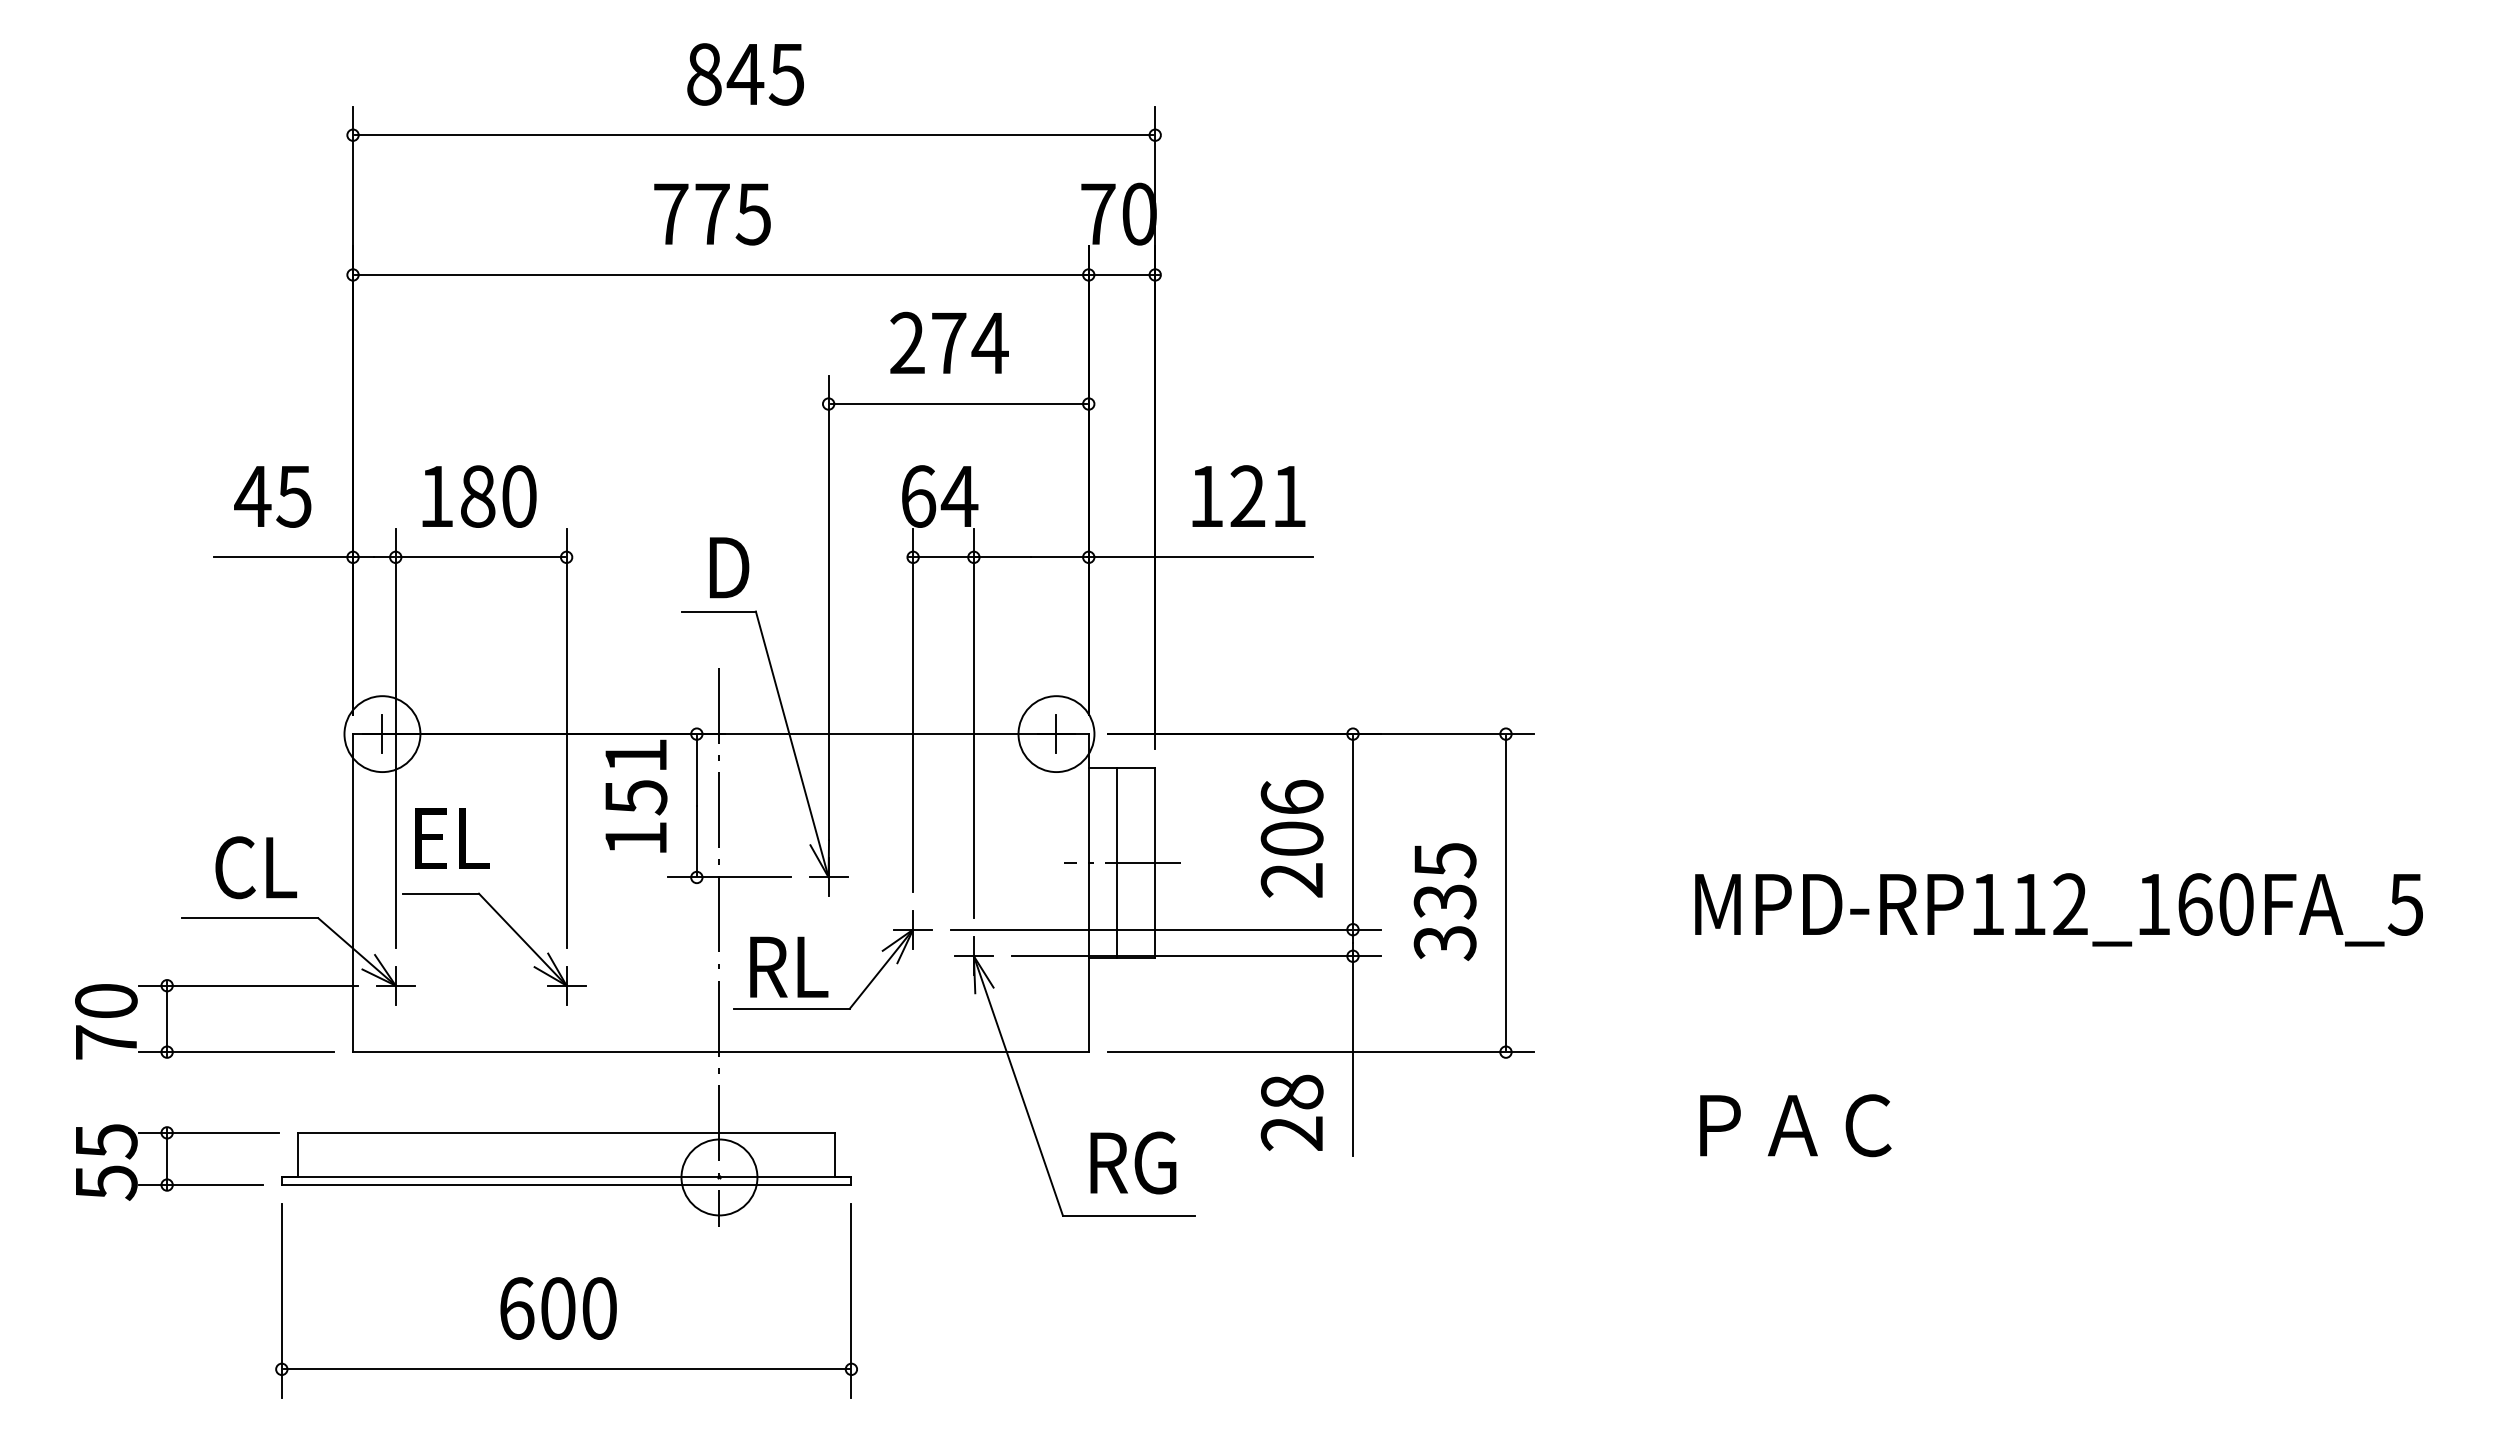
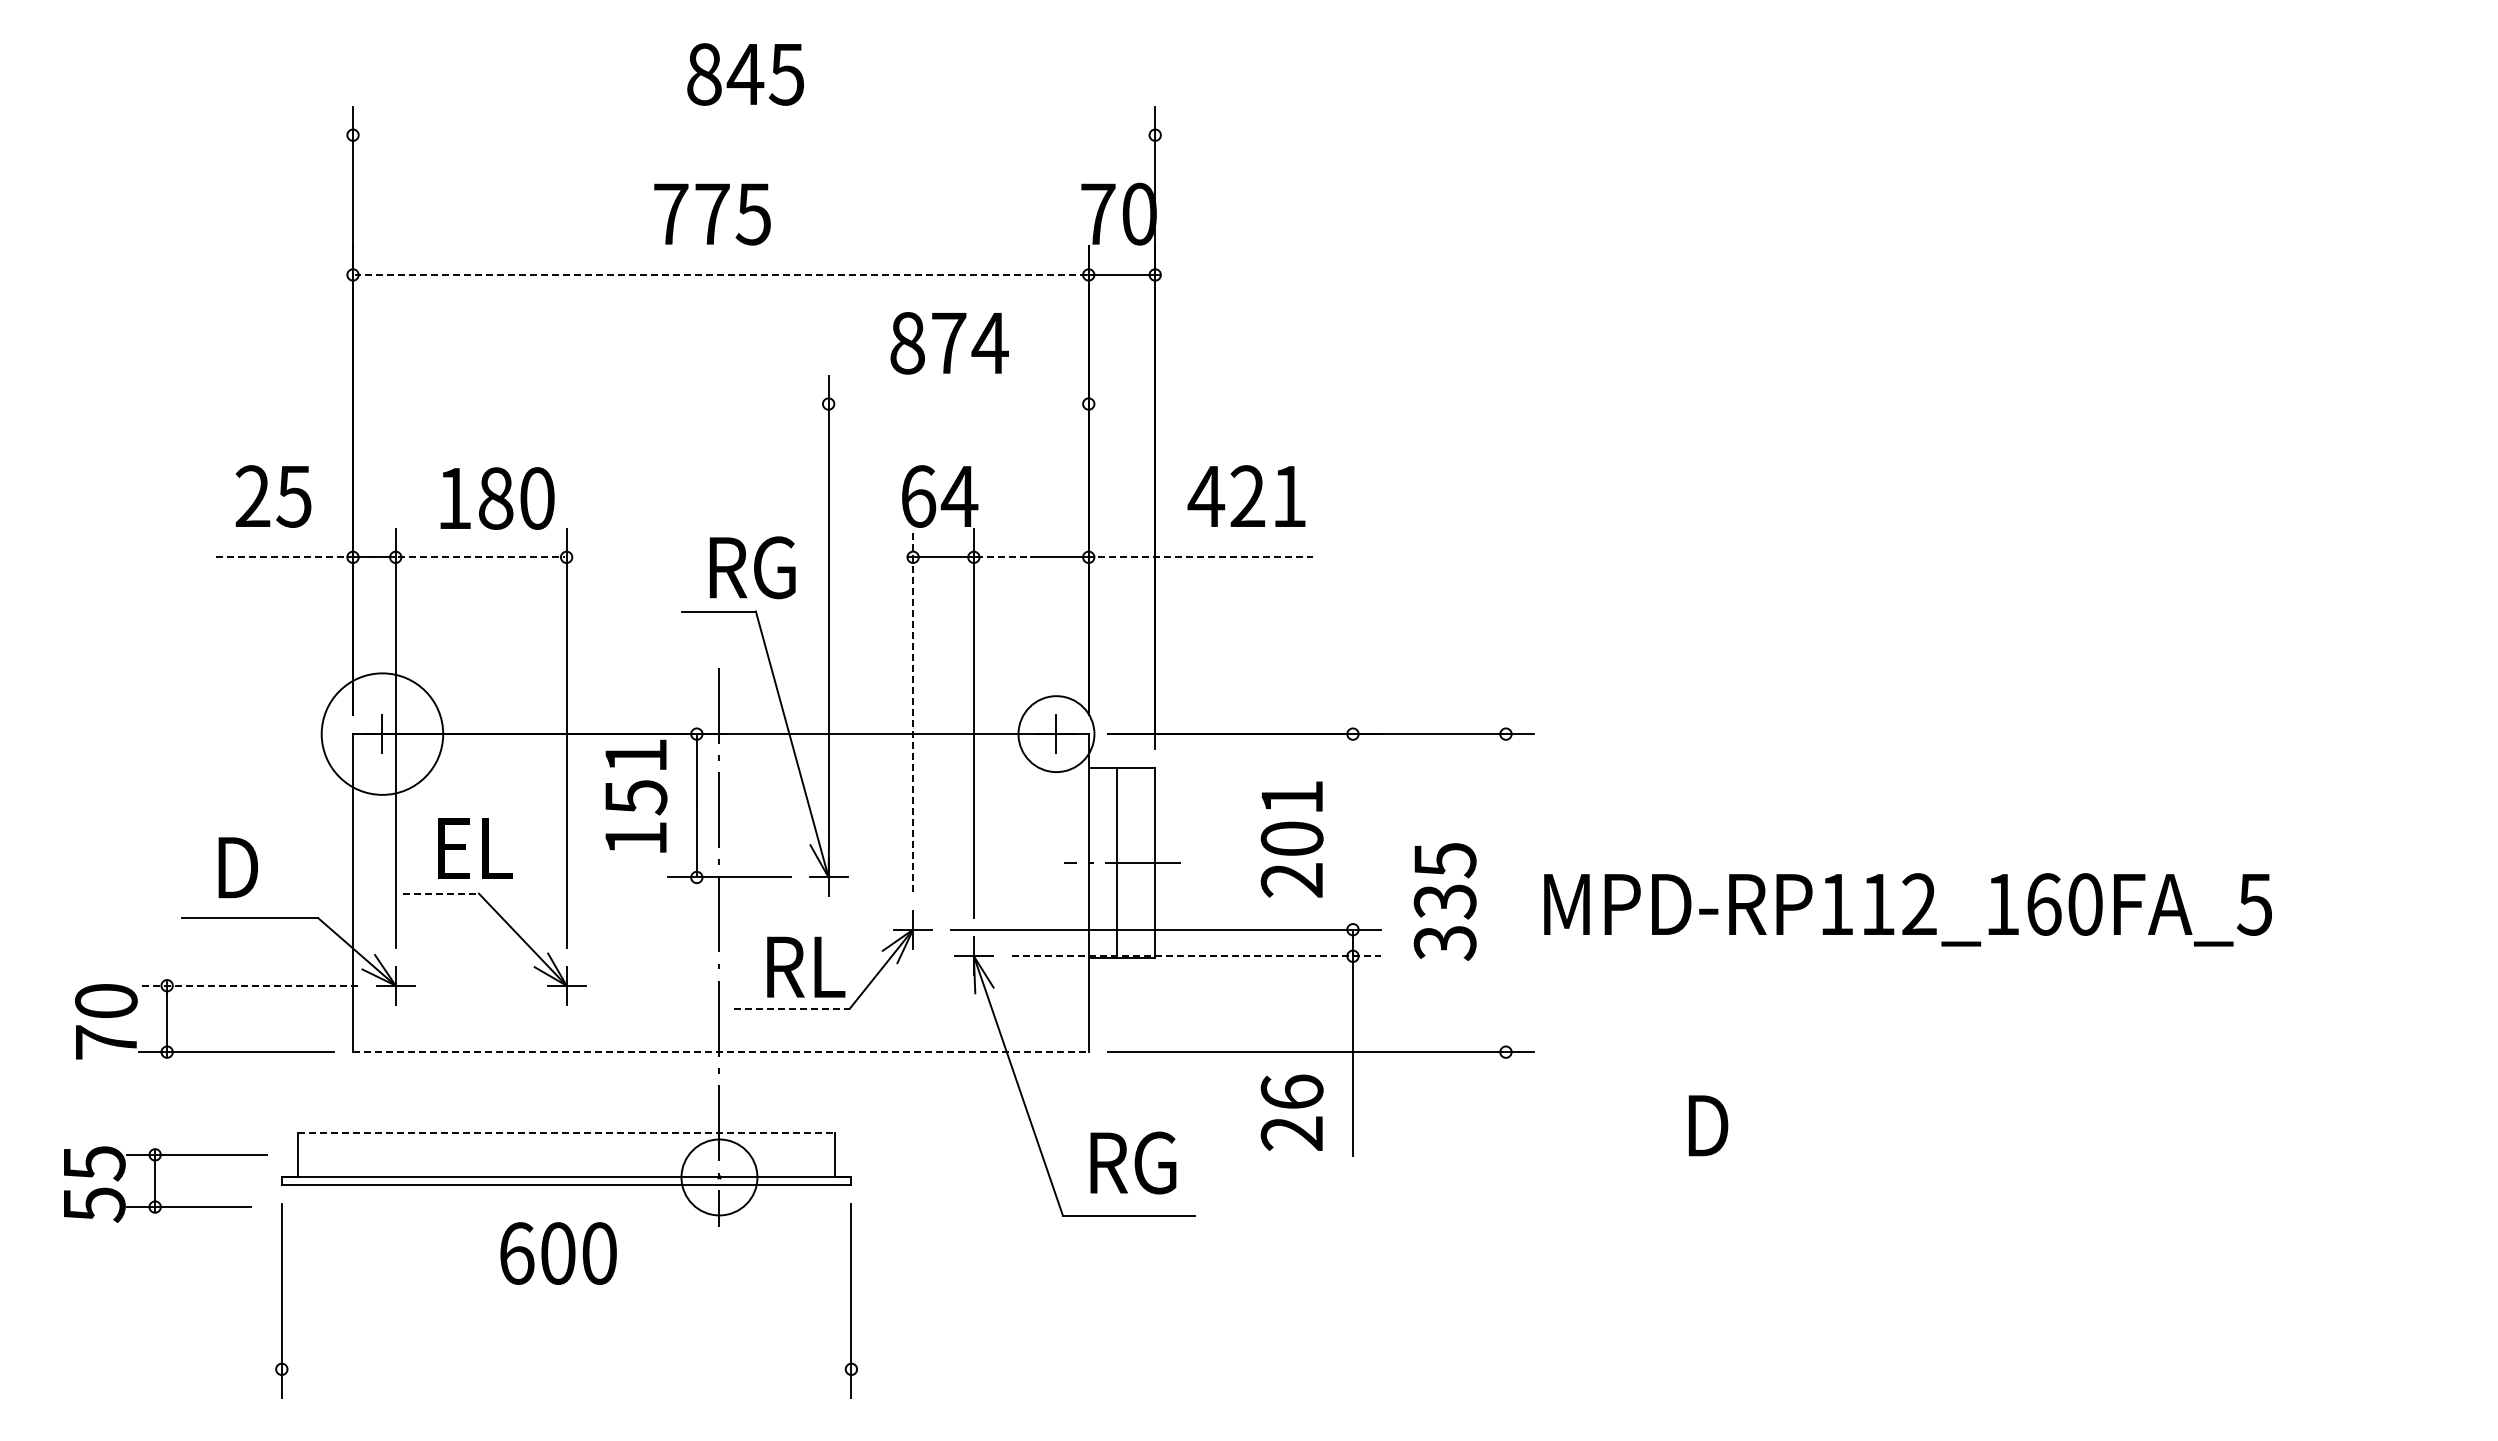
line: present -> none (753, 135)
line: solid -> dashed (720, 274)
text: 274 -> 874 (907, 342)
line: present -> none (958, 404)
text: 45 -> 25 (252, 495)
text position: (479, 496) -> (497, 498) (497, 498)
text: 121 -> 421 (1206, 496)
line: solid -> dashed (283, 557)
line: solid -> dashed (481, 557)
line: solid -> dashed (1003, 557)
line: solid -> dashed (1199, 557)
text: D -> RG (755, 567)
line: solid -> dashed (913, 709)
circle diameter: 76 px -> 122 px (382, 733)
text: 206 -> 201 (1291, 796)
line: present -> none (1353, 831)
text position: (452, 838) -> (475, 848) (475, 848)
text: CL -> D (256, 867)
line: solid -> dashed (441, 893)
line: present -> none (1505, 893)
text position: (2058, 909) -> (1907, 909) (1907, 909)
line: solid -> dashed (1196, 956)
text position: (789, 966) -> (806, 966) (806, 966)
line: solid -> dashed (248, 985)
line: solid -> dashed (792, 1008)
line: solid -> dashed (720, 1052)
text: 28 -> 26 (1291, 1091)
text: ＰＡＣ -> D (1789, 1125)
line: solid -> dashed (566, 1132)
part position: (167, 1162) -> (155, 1184) (155, 1184)
text position: (558, 1308) -> (558, 1253) (558, 1253)
line: present -> none (566, 1369)
